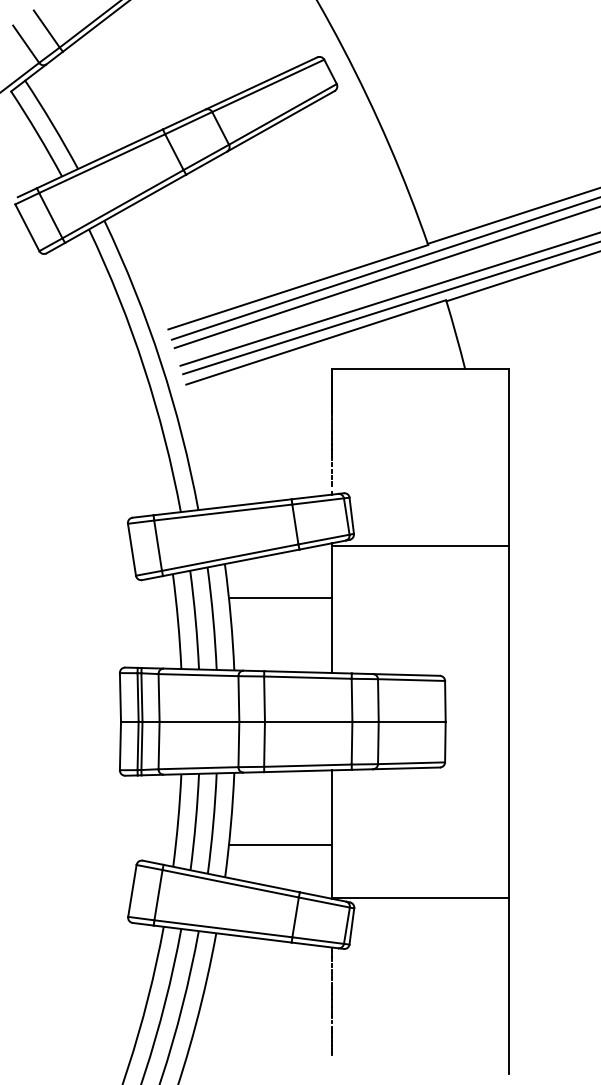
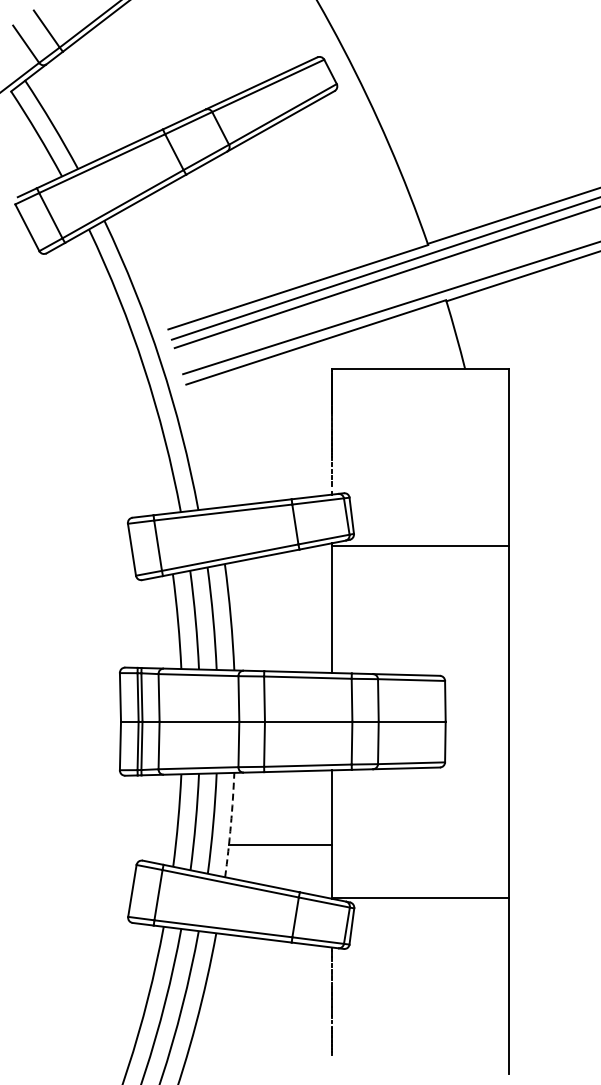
line: present -> none (388, 299)
line: present -> none (280, 598)
arc: solid -> dashed (230, 825)
